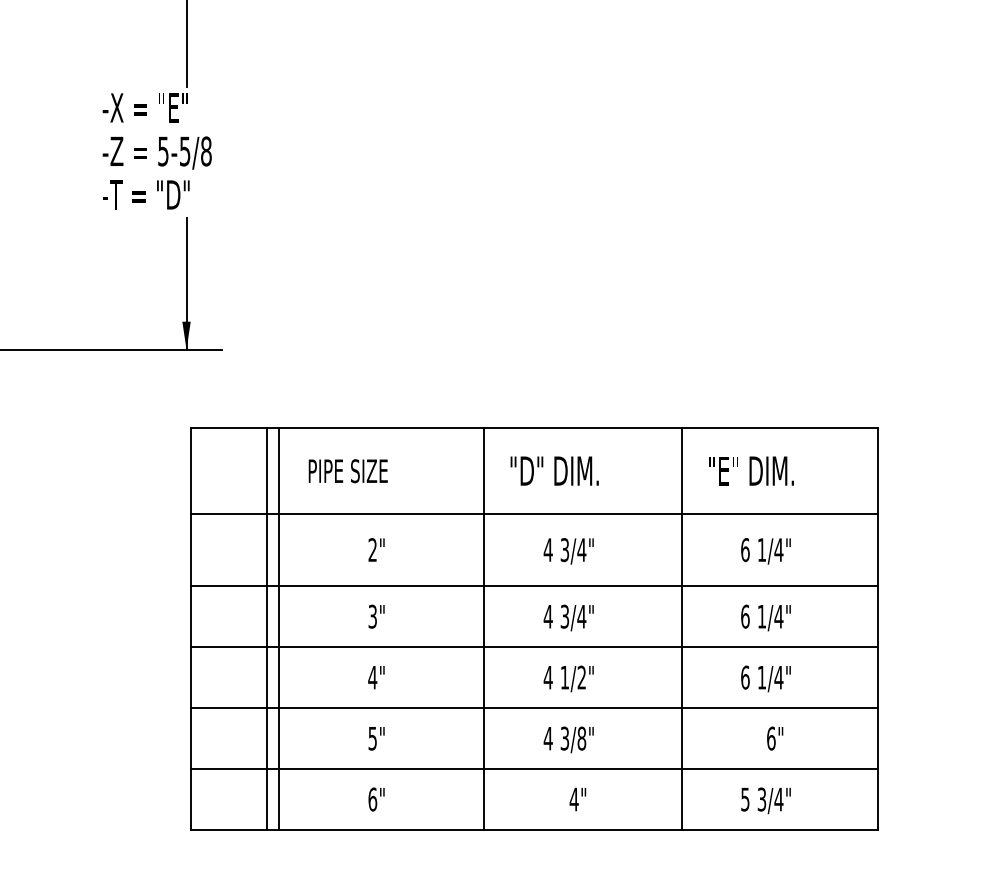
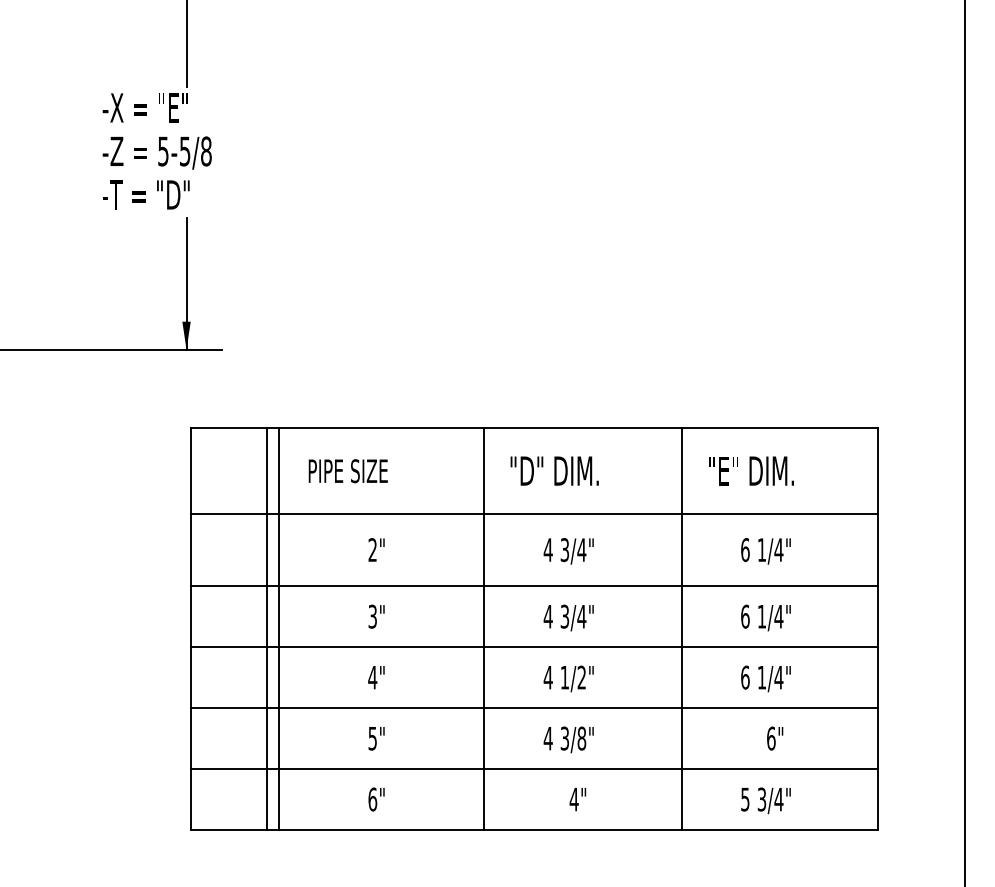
line: none -> present (965, 442)
